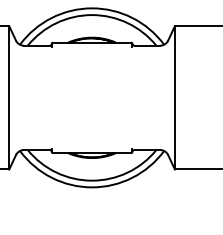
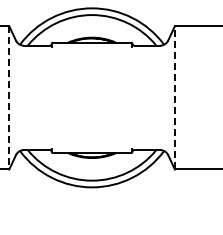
line: solid -> dashed (9, 97)
line: solid -> dashed (174, 97)
